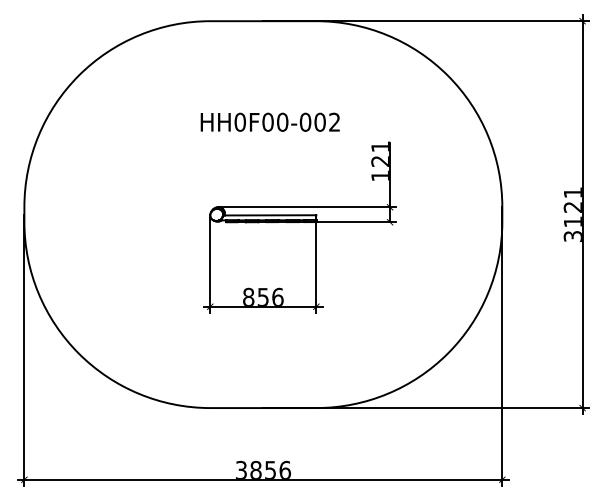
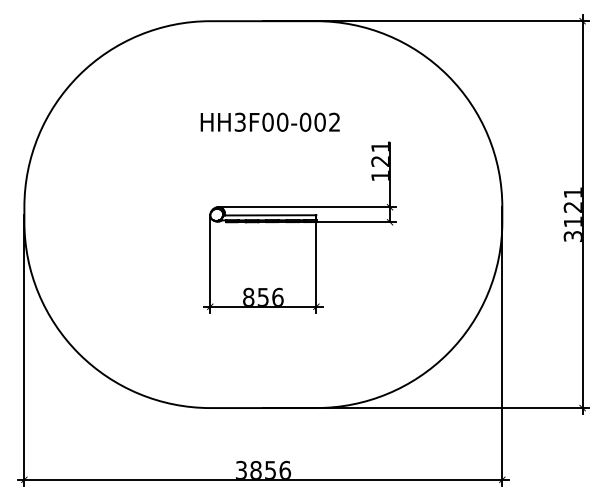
text: HH0F00-002 -> HH3F00-002 (240, 121)
